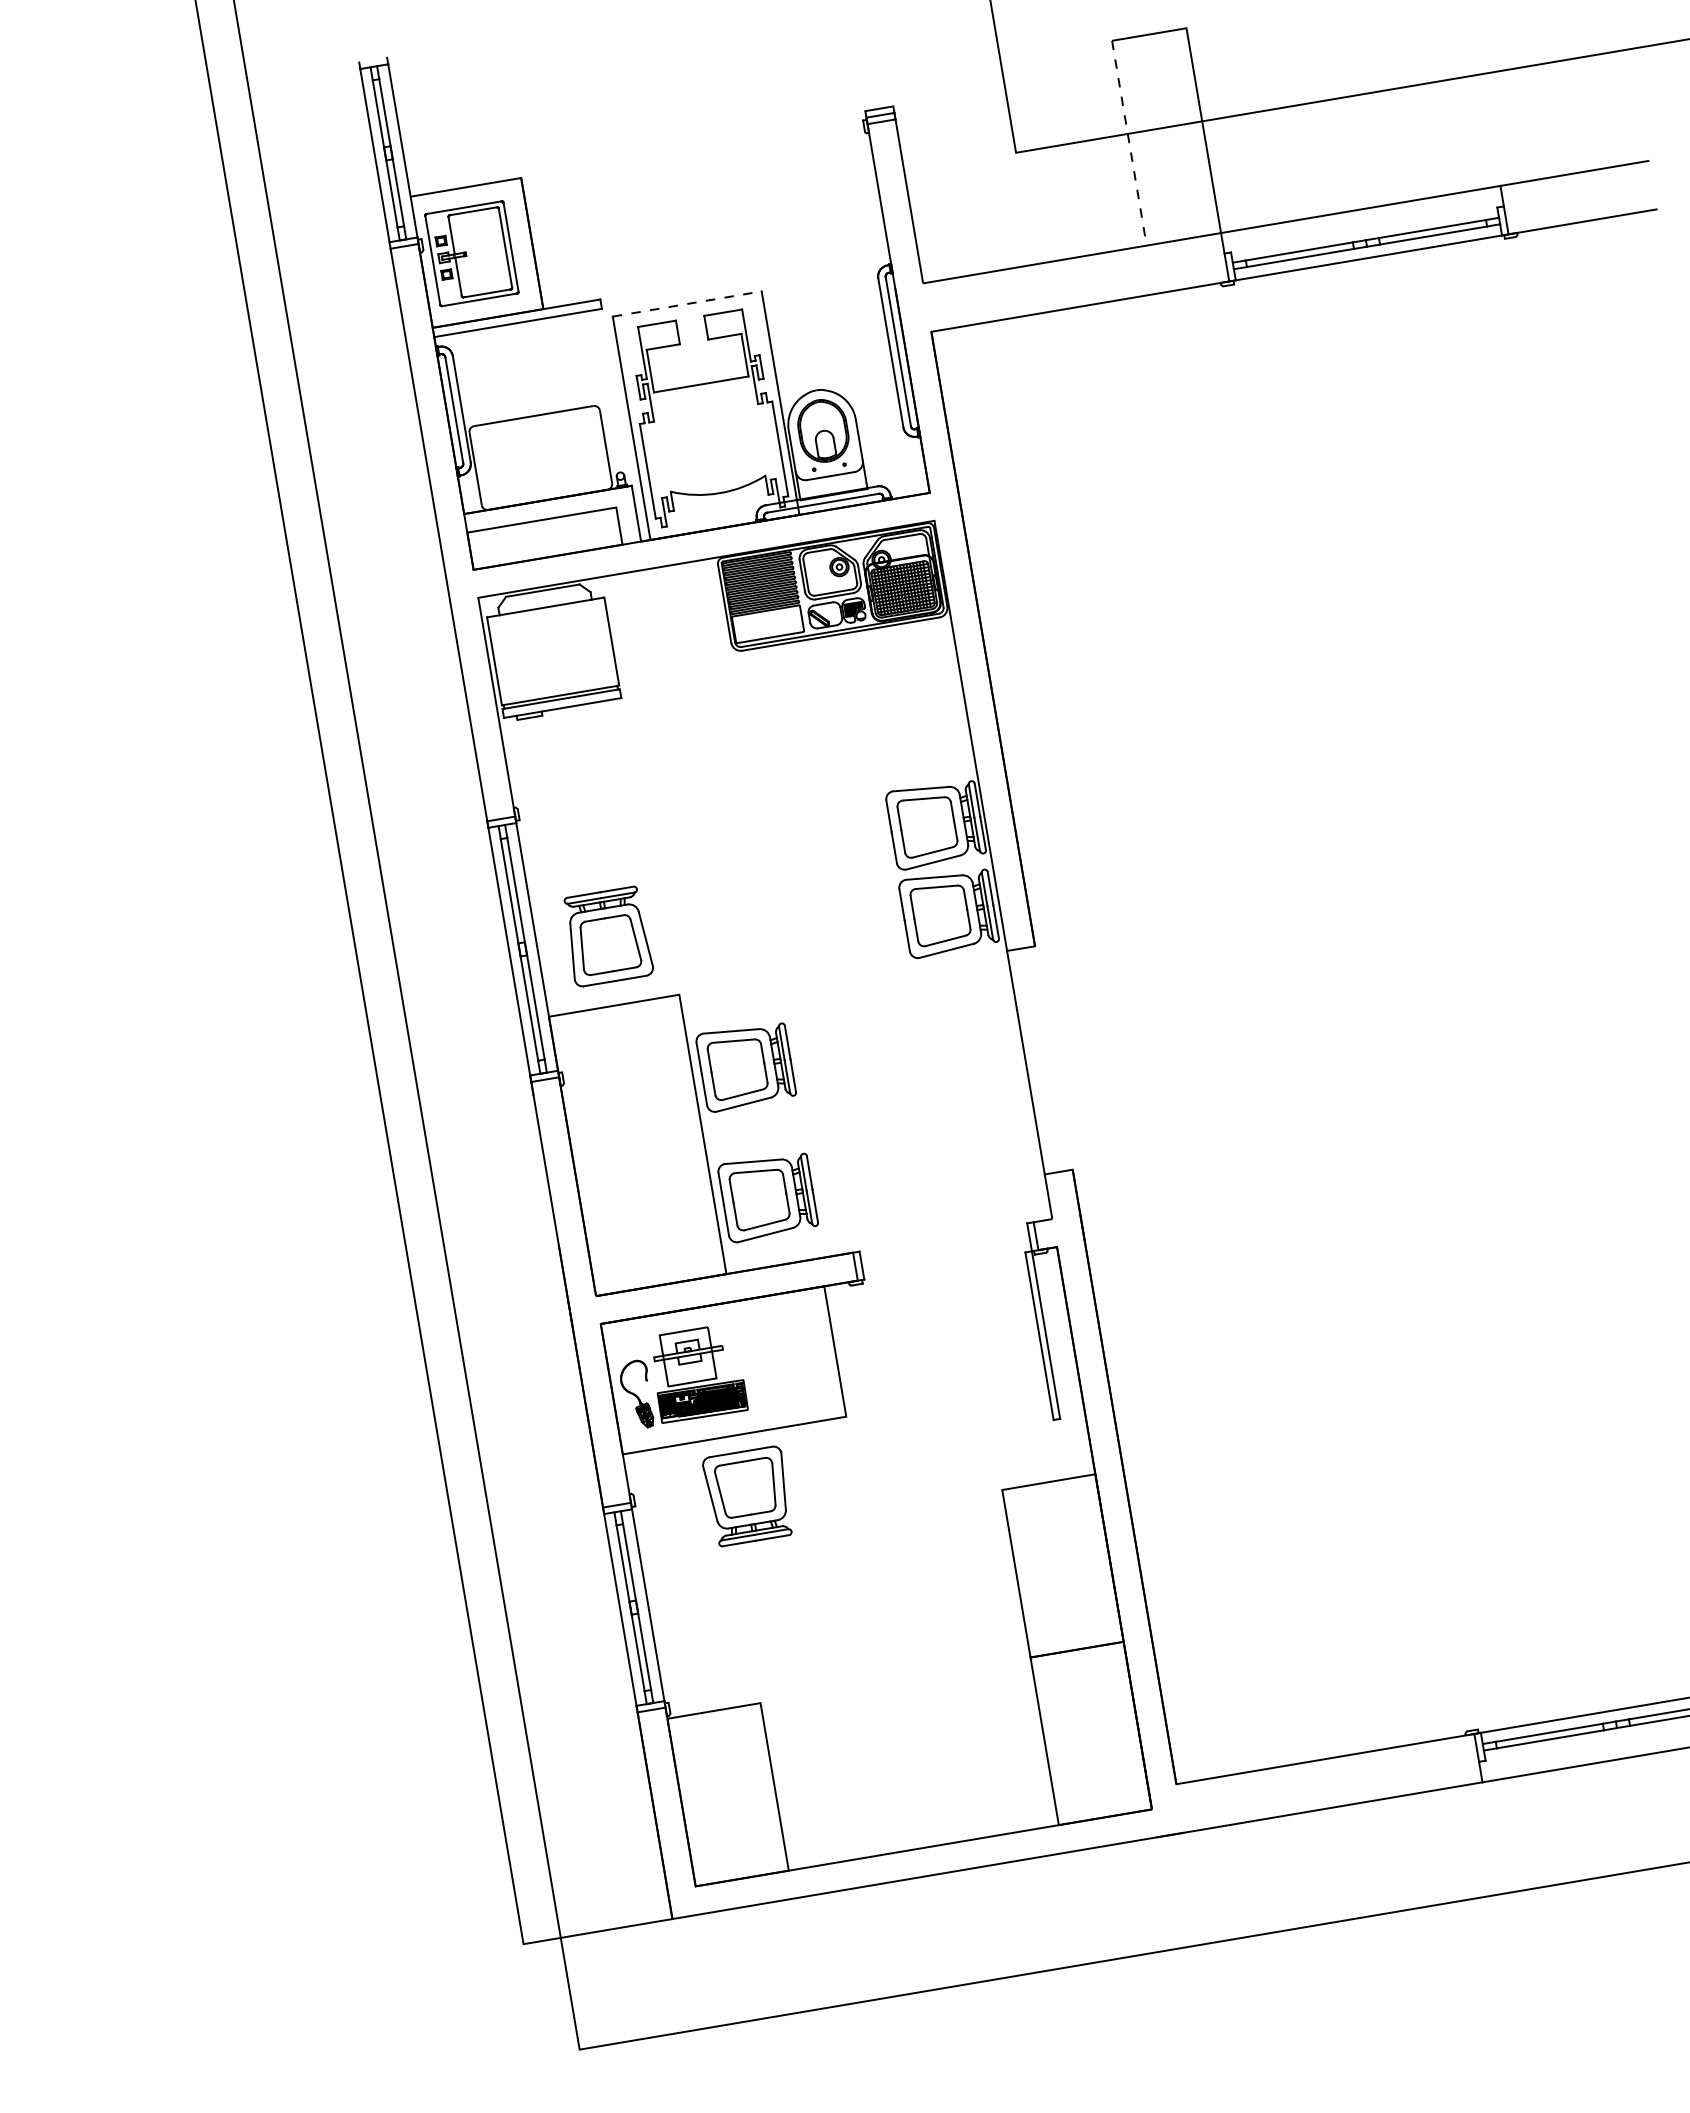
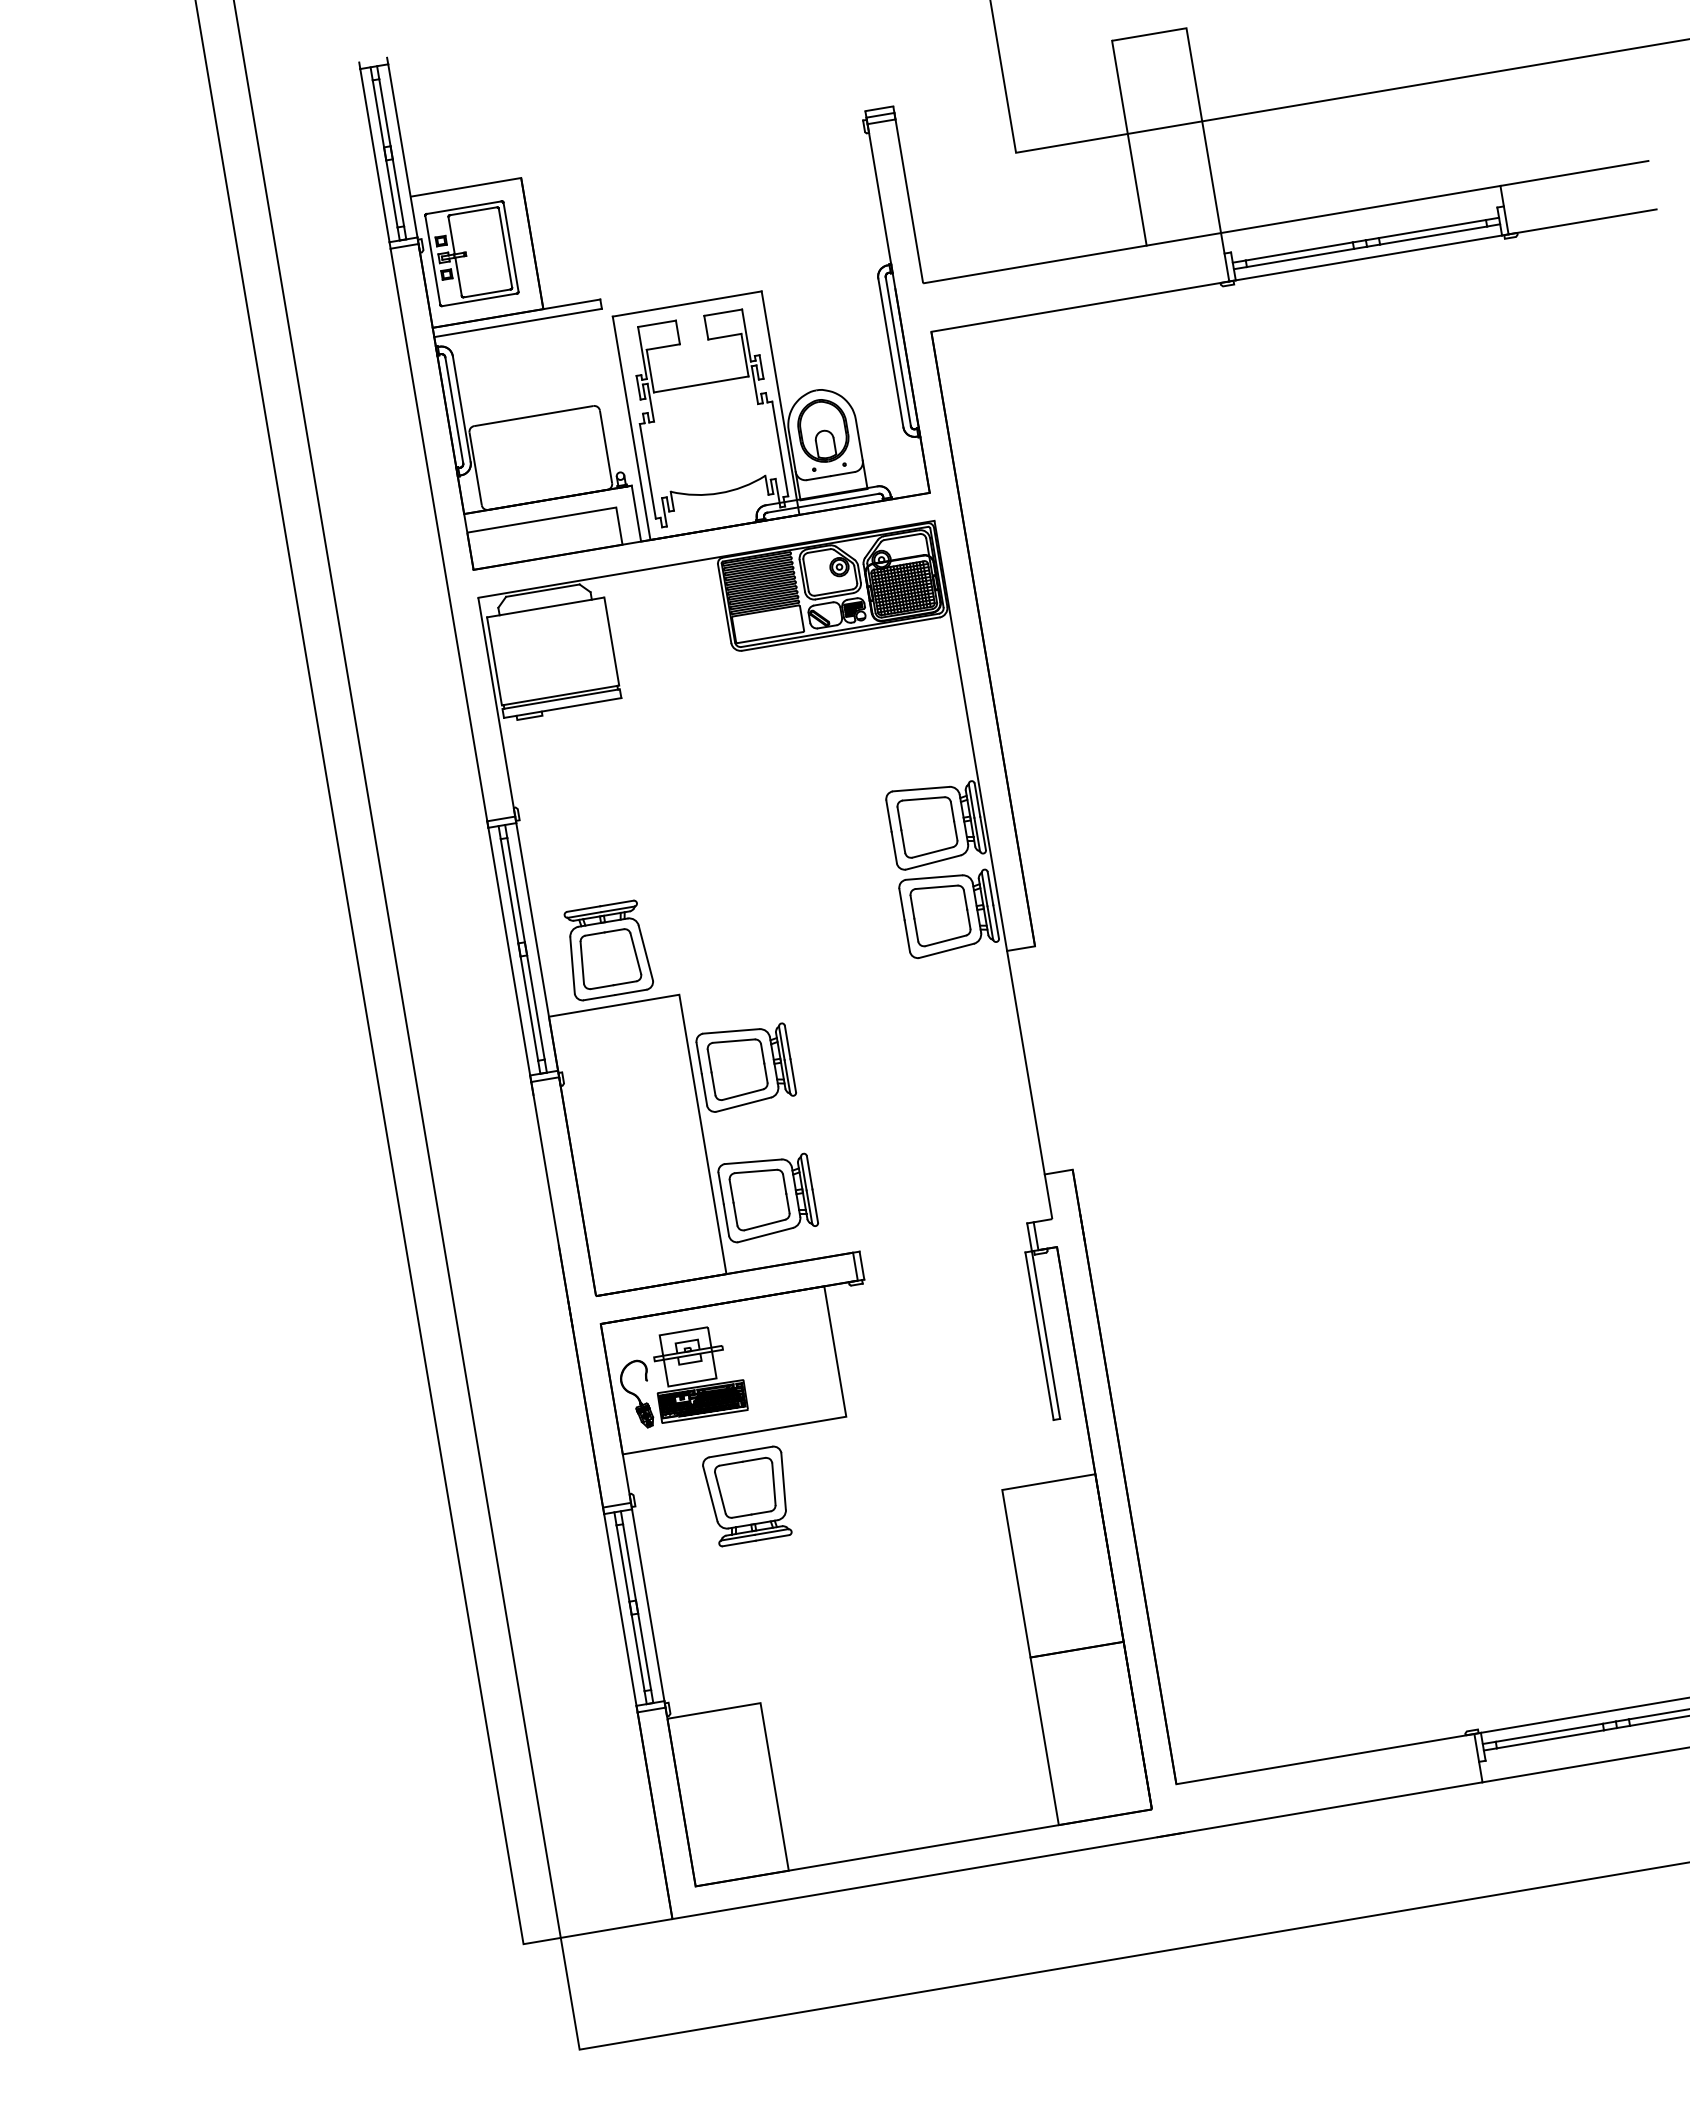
line: dashed -> solid (1129, 143)
line: dashed -> solid (687, 304)
part position: (608, 936) -> (608, 950) (608, 950)
